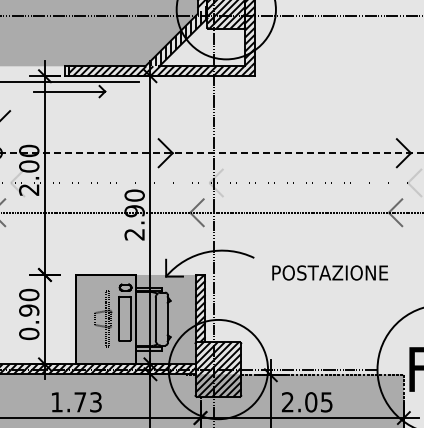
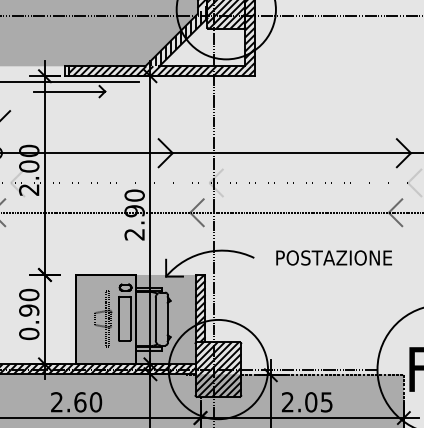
line: dashed -> solid (212, 153)
text position: (330, 272) -> (334, 257) (334, 257)
text: 1.73 -> 2.60 (76, 402)
